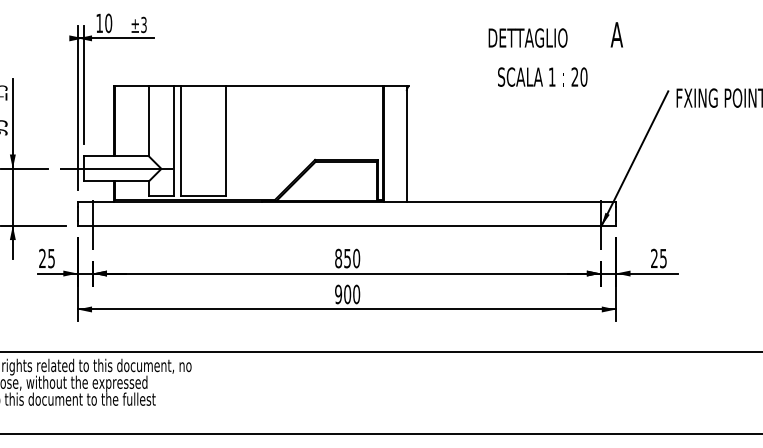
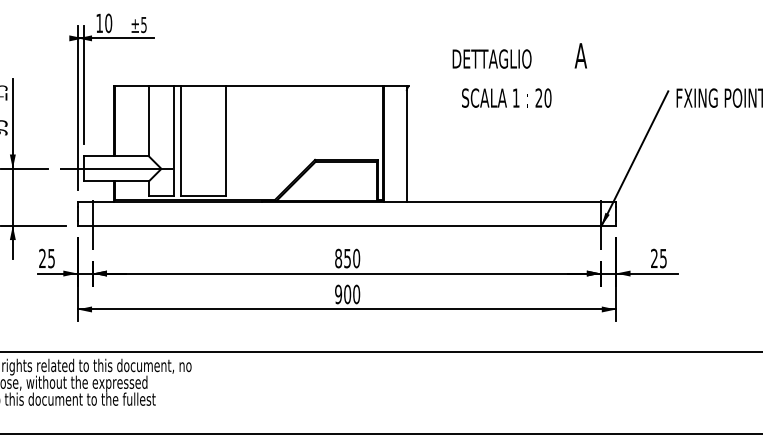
text: ±3 -> ±5 (143, 24)
text position: (555, 54) -> (519, 75) (519, 75)
